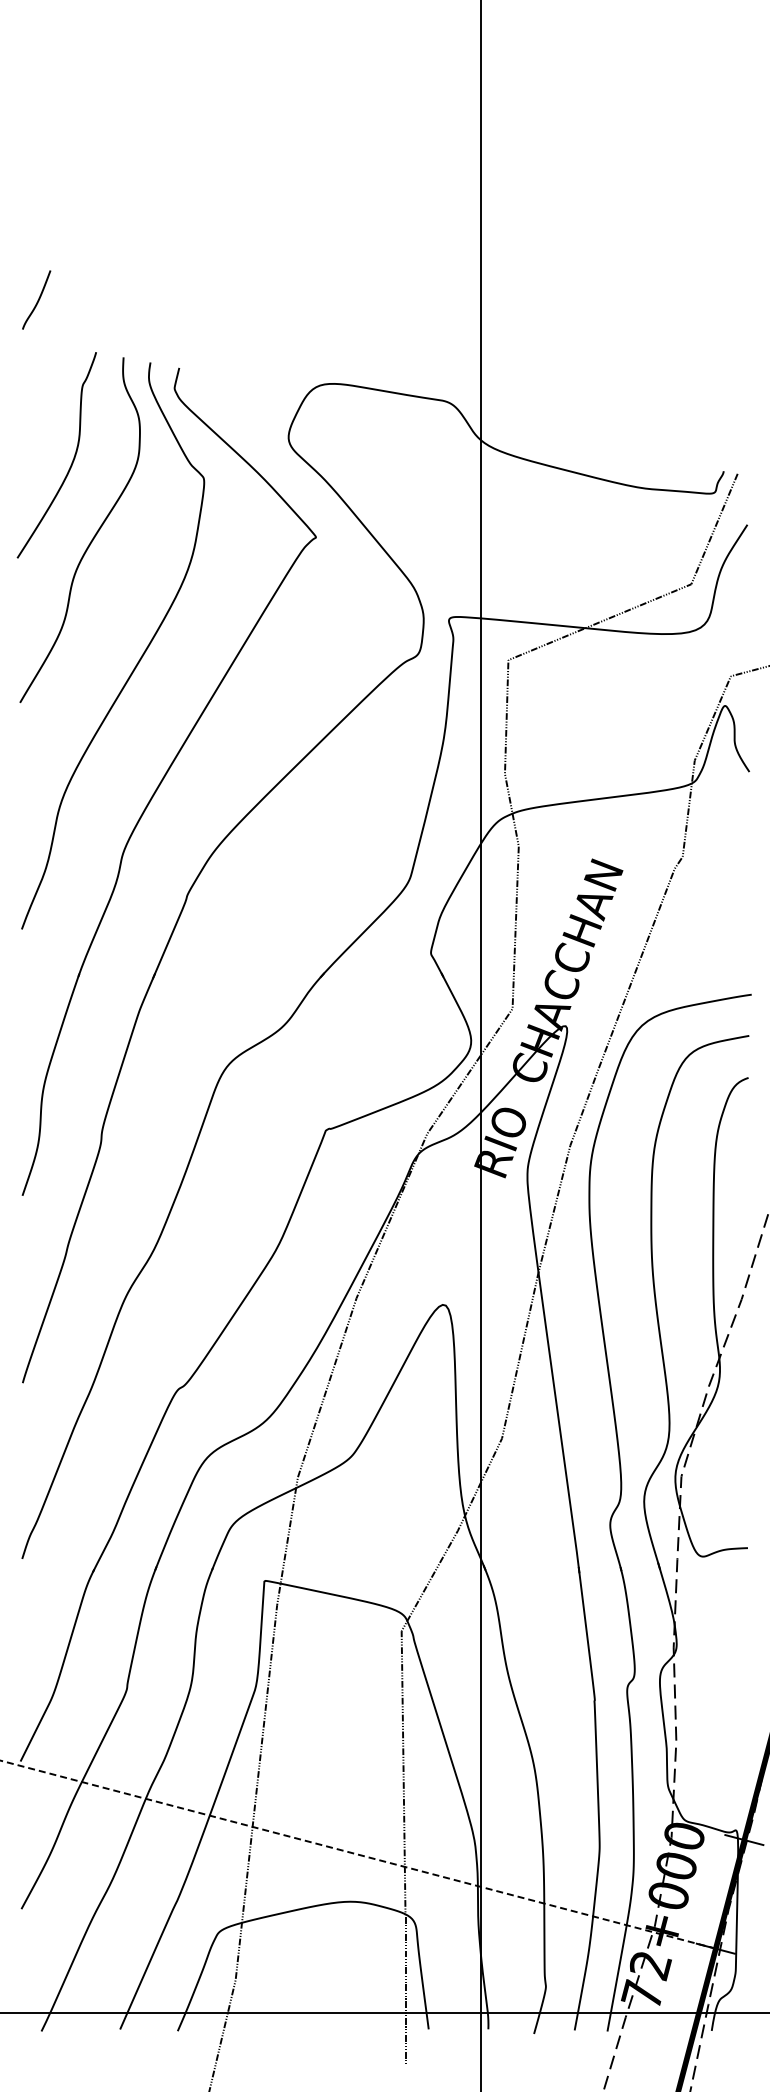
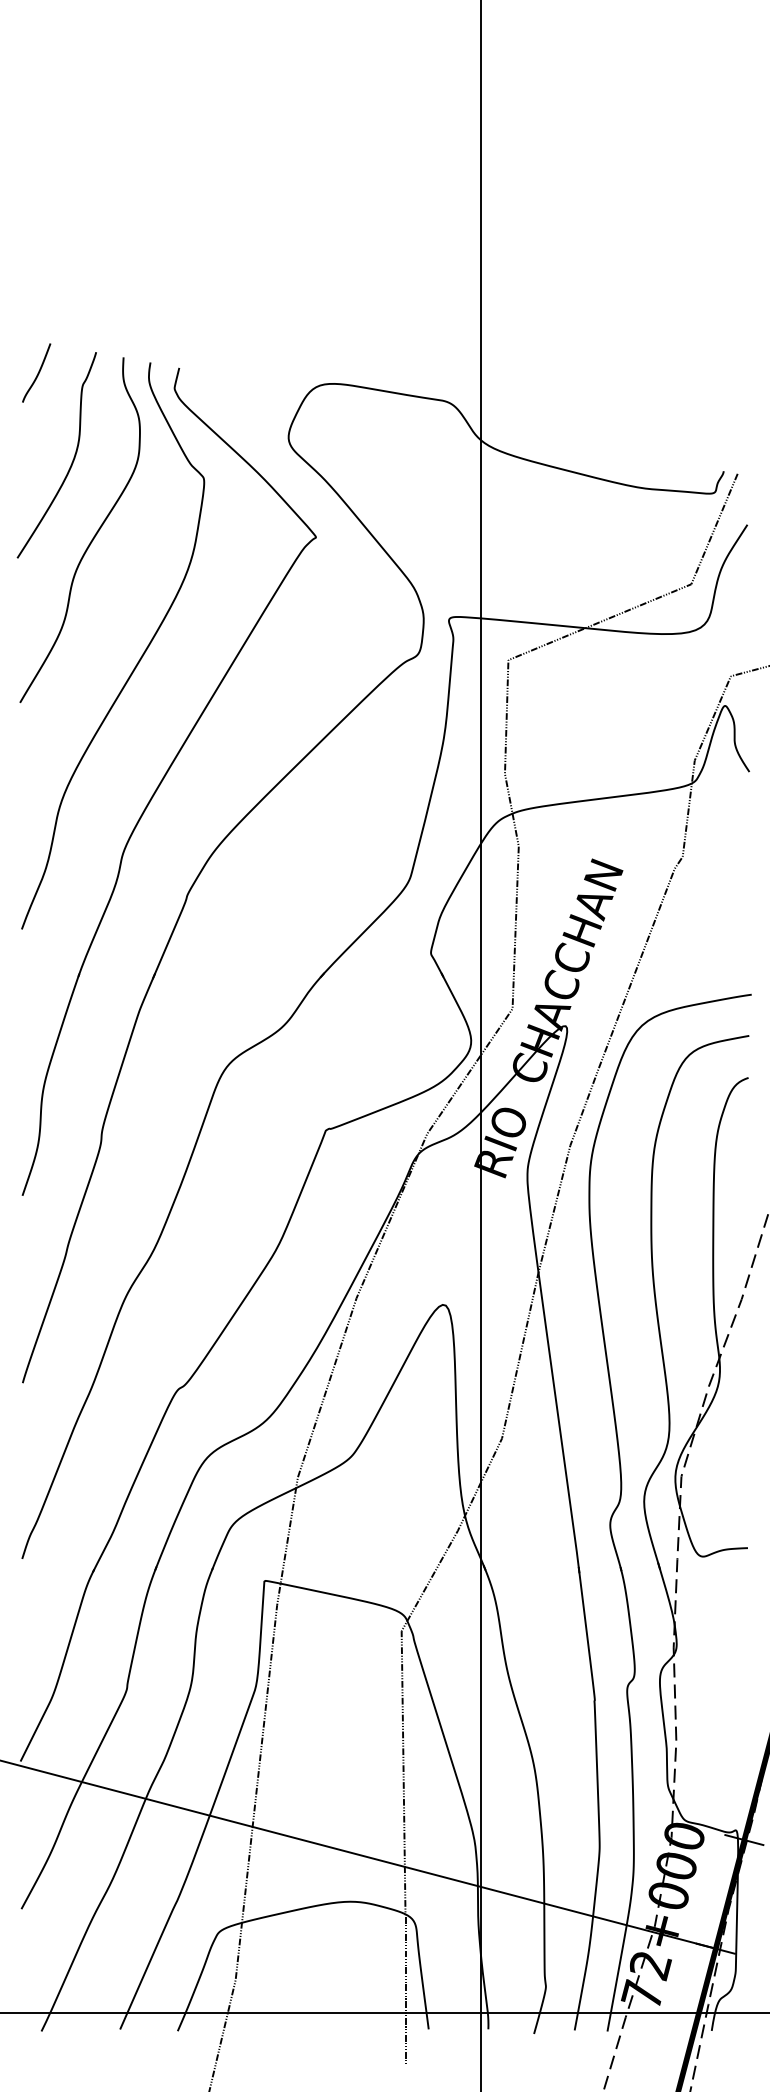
curve position: (37, 300) -> (37, 373) (37, 373)
line: dashed -> solid (358, 1854)
